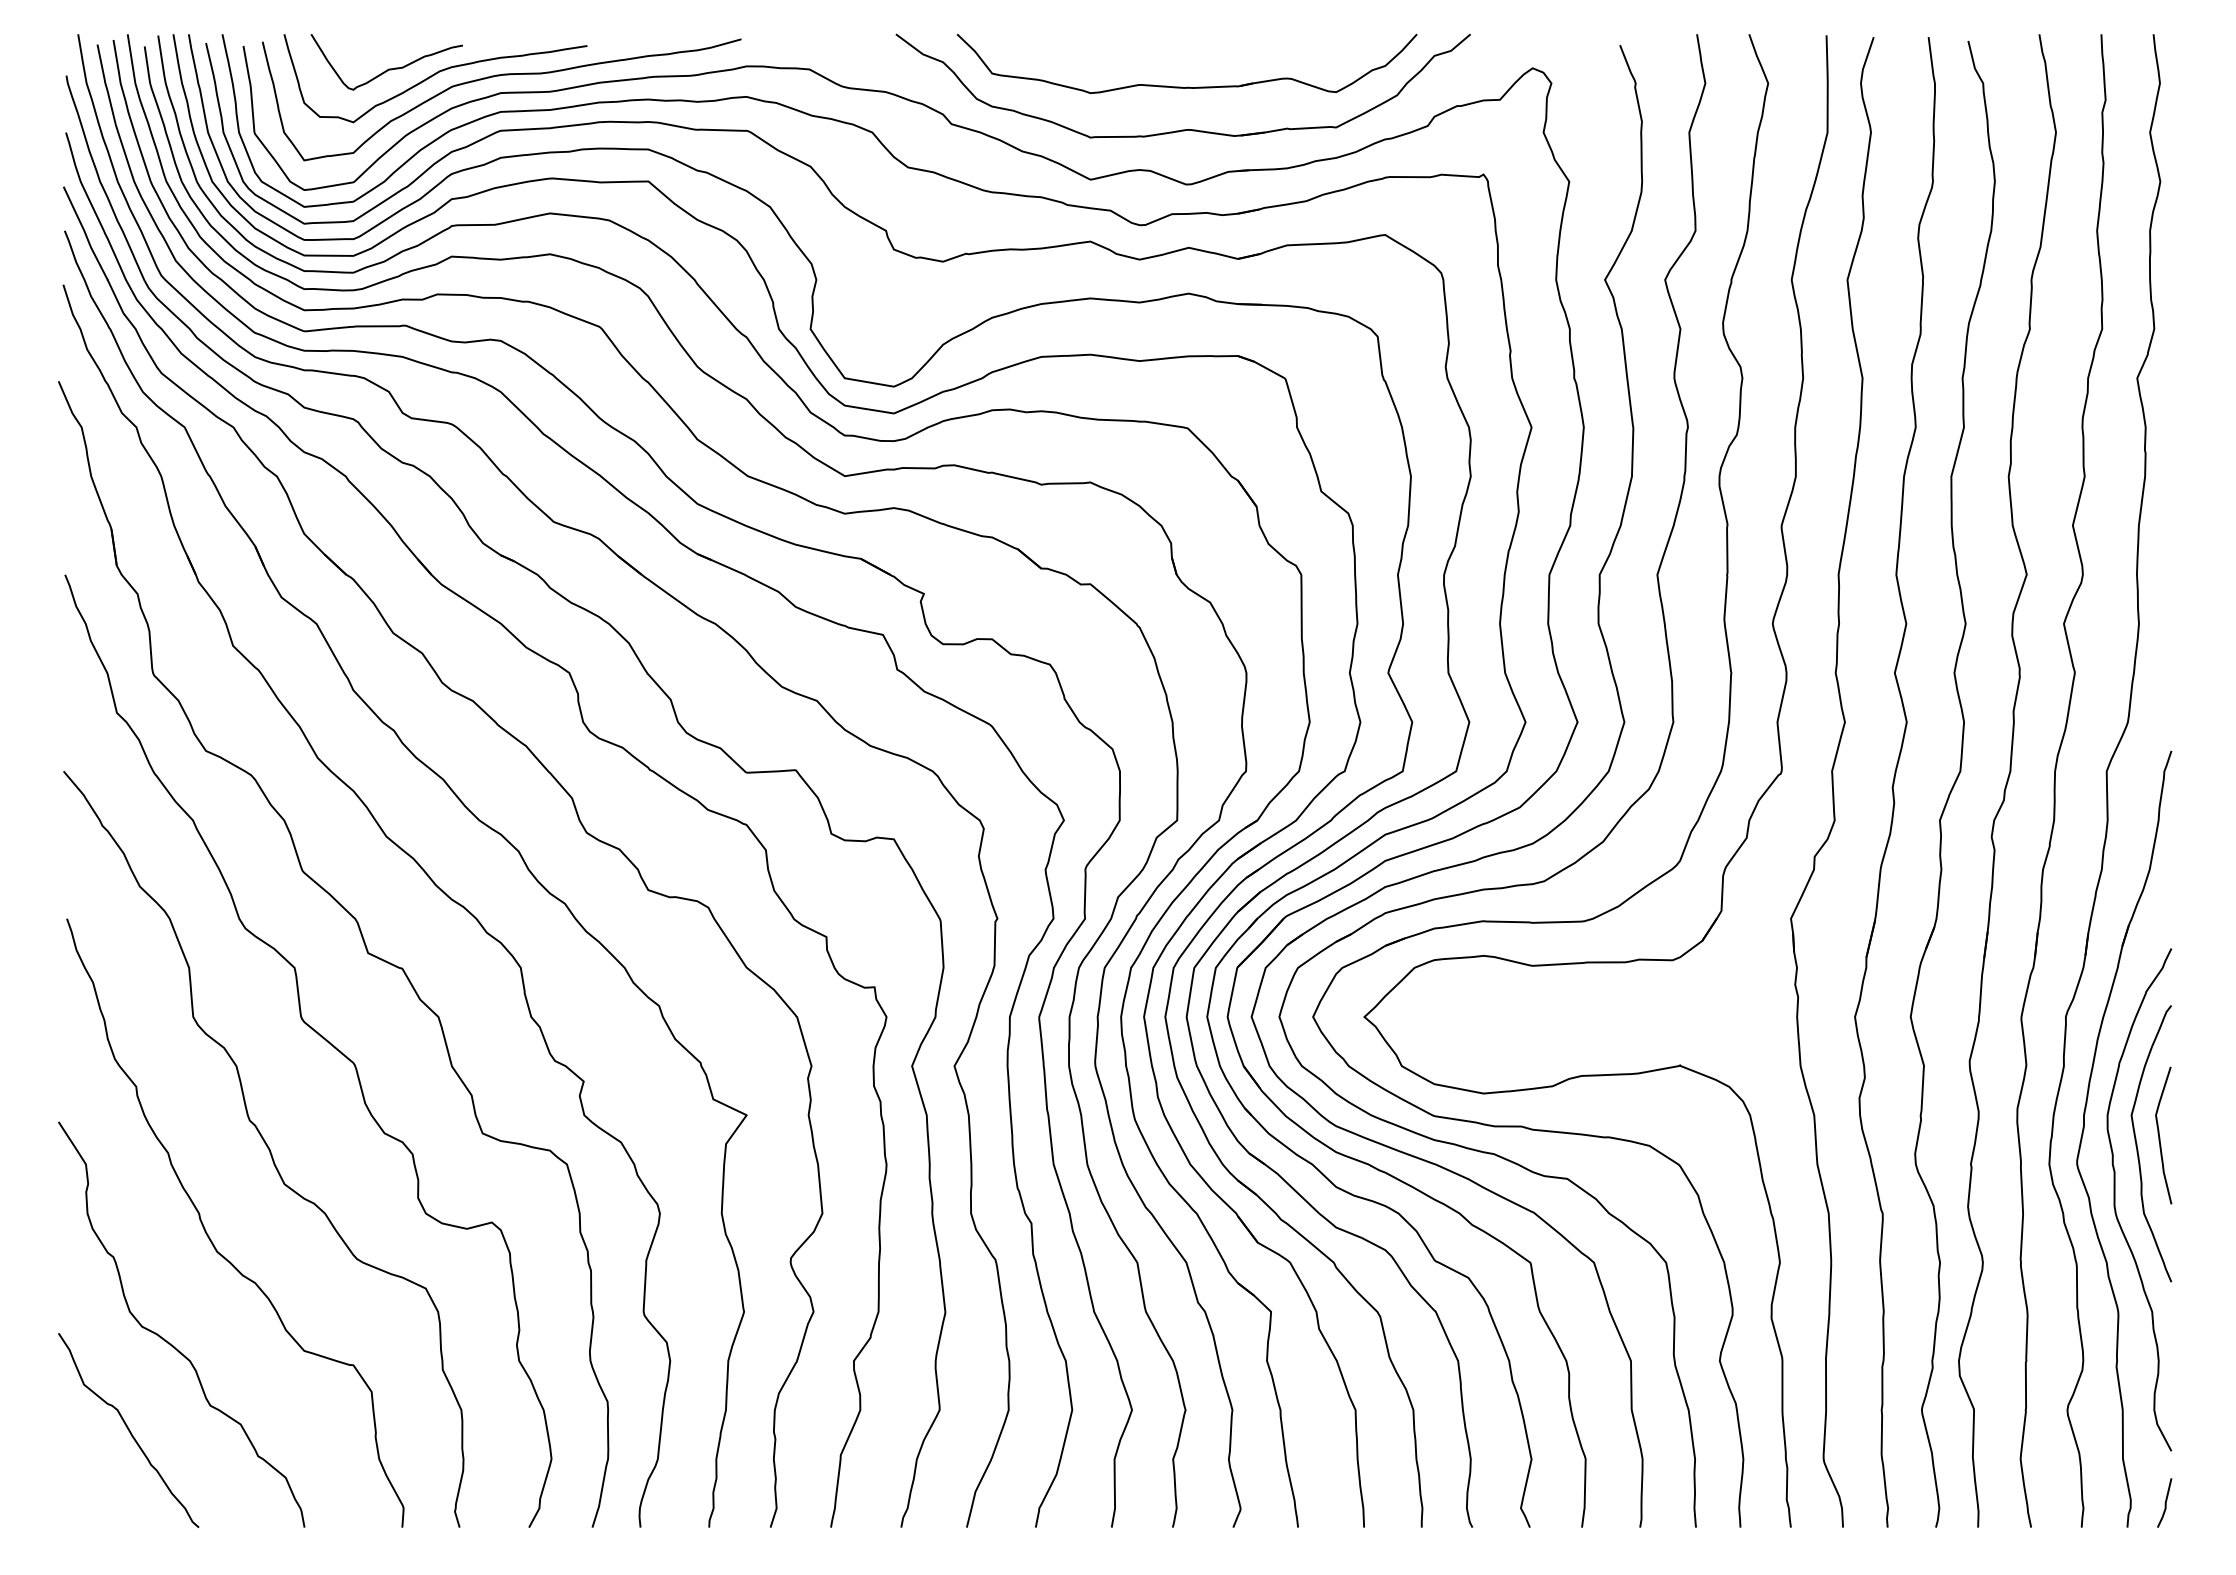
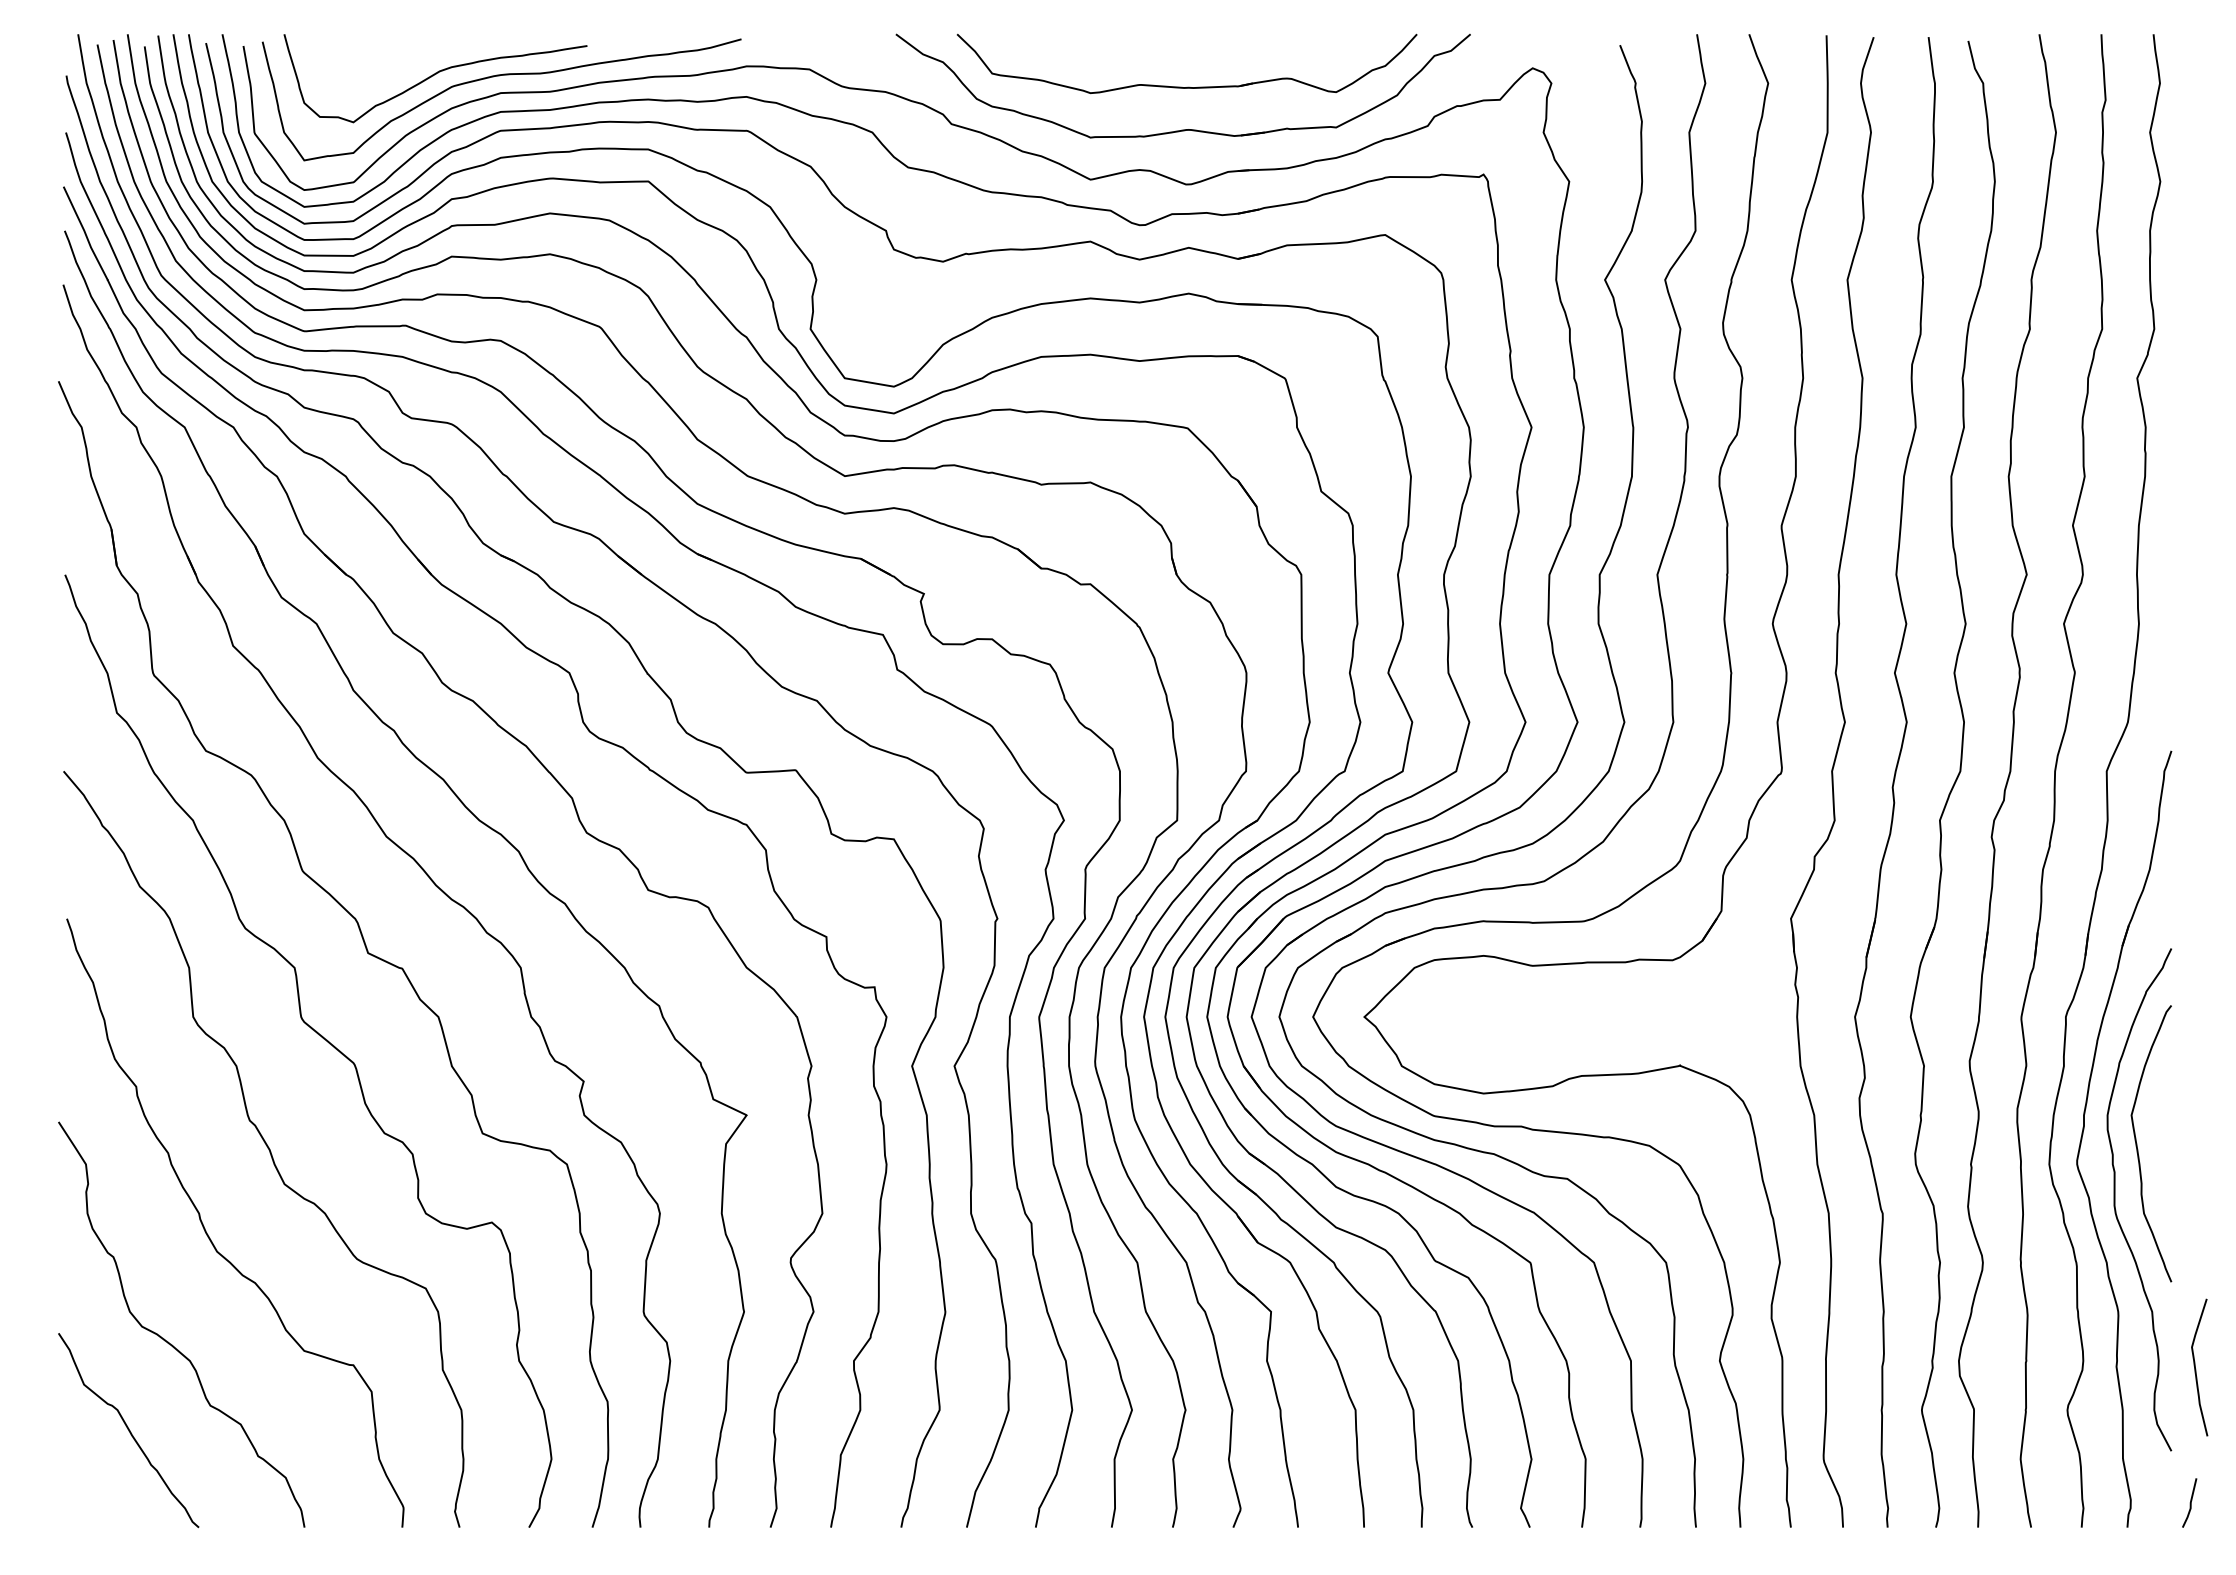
curve: present -> none (388, 68)
curve position: (2160, 1137) -> (2196, 1369) (2196, 1369)
line position: (2164, 1502) -> (2189, 1502) (2189, 1502)
